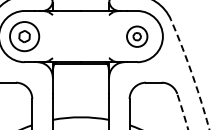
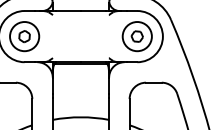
part size: 23x23 px -> 32x32 px (136, 36)
arc: dashed -> solid (192, 73)
arc: dashed -> solid (182, 111)
